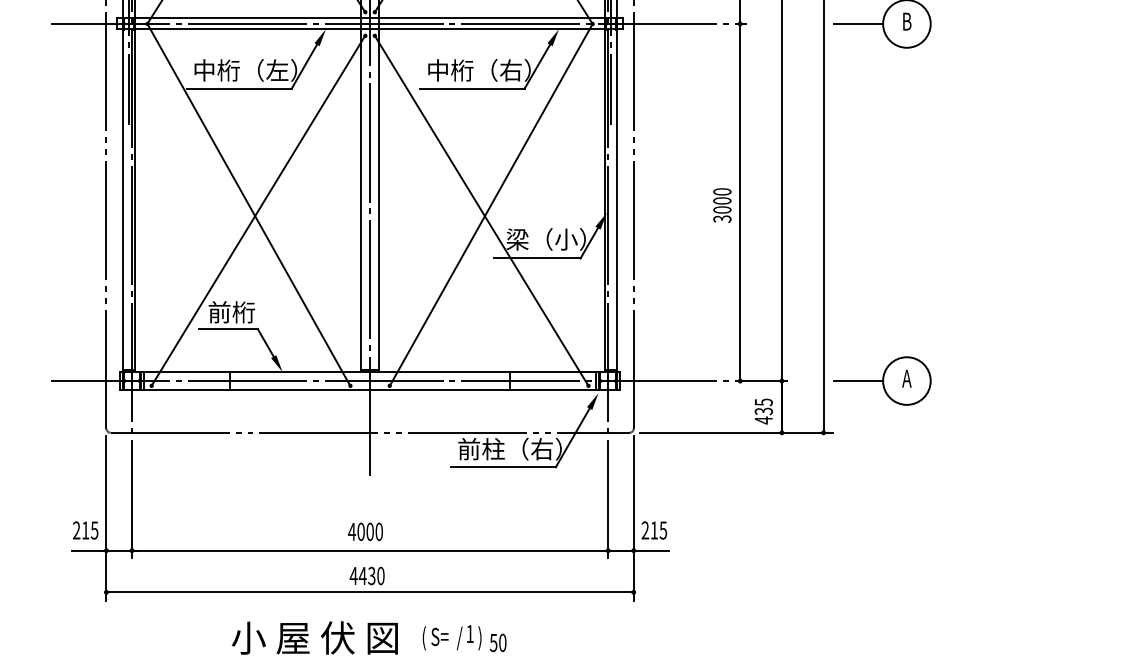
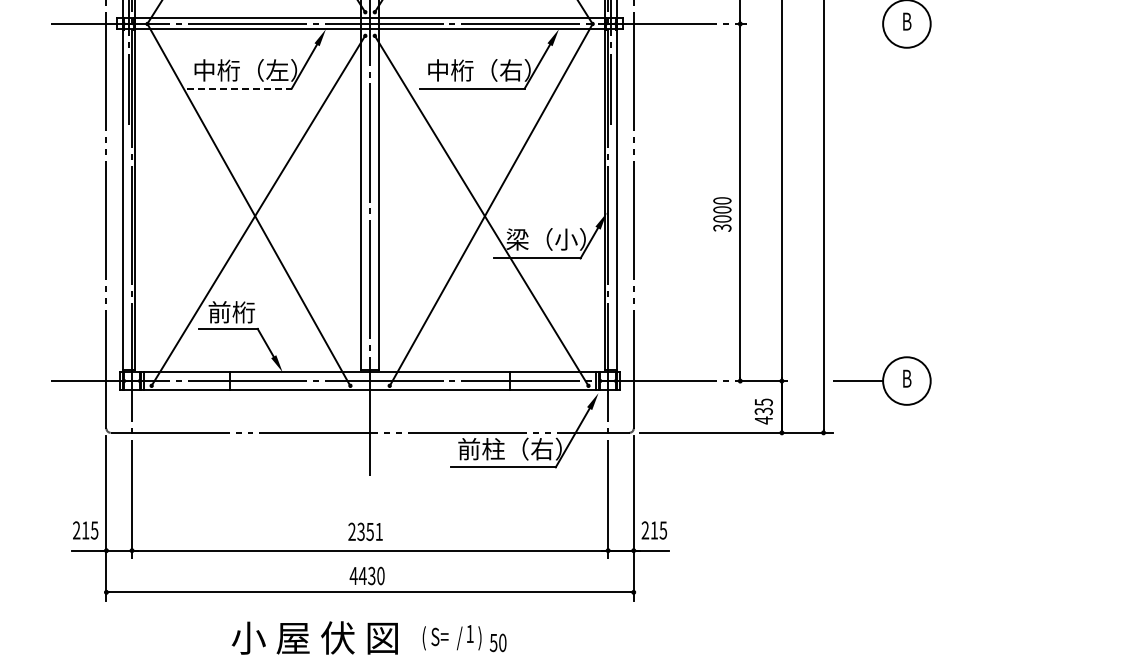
line: present -> none (857, 23)
line: solid -> dashed (239, 88)
text position: (722, 205) -> (722, 214) (722, 214)
text: A -> B (906, 378)
text: 4000 -> 2351 (365, 531)
